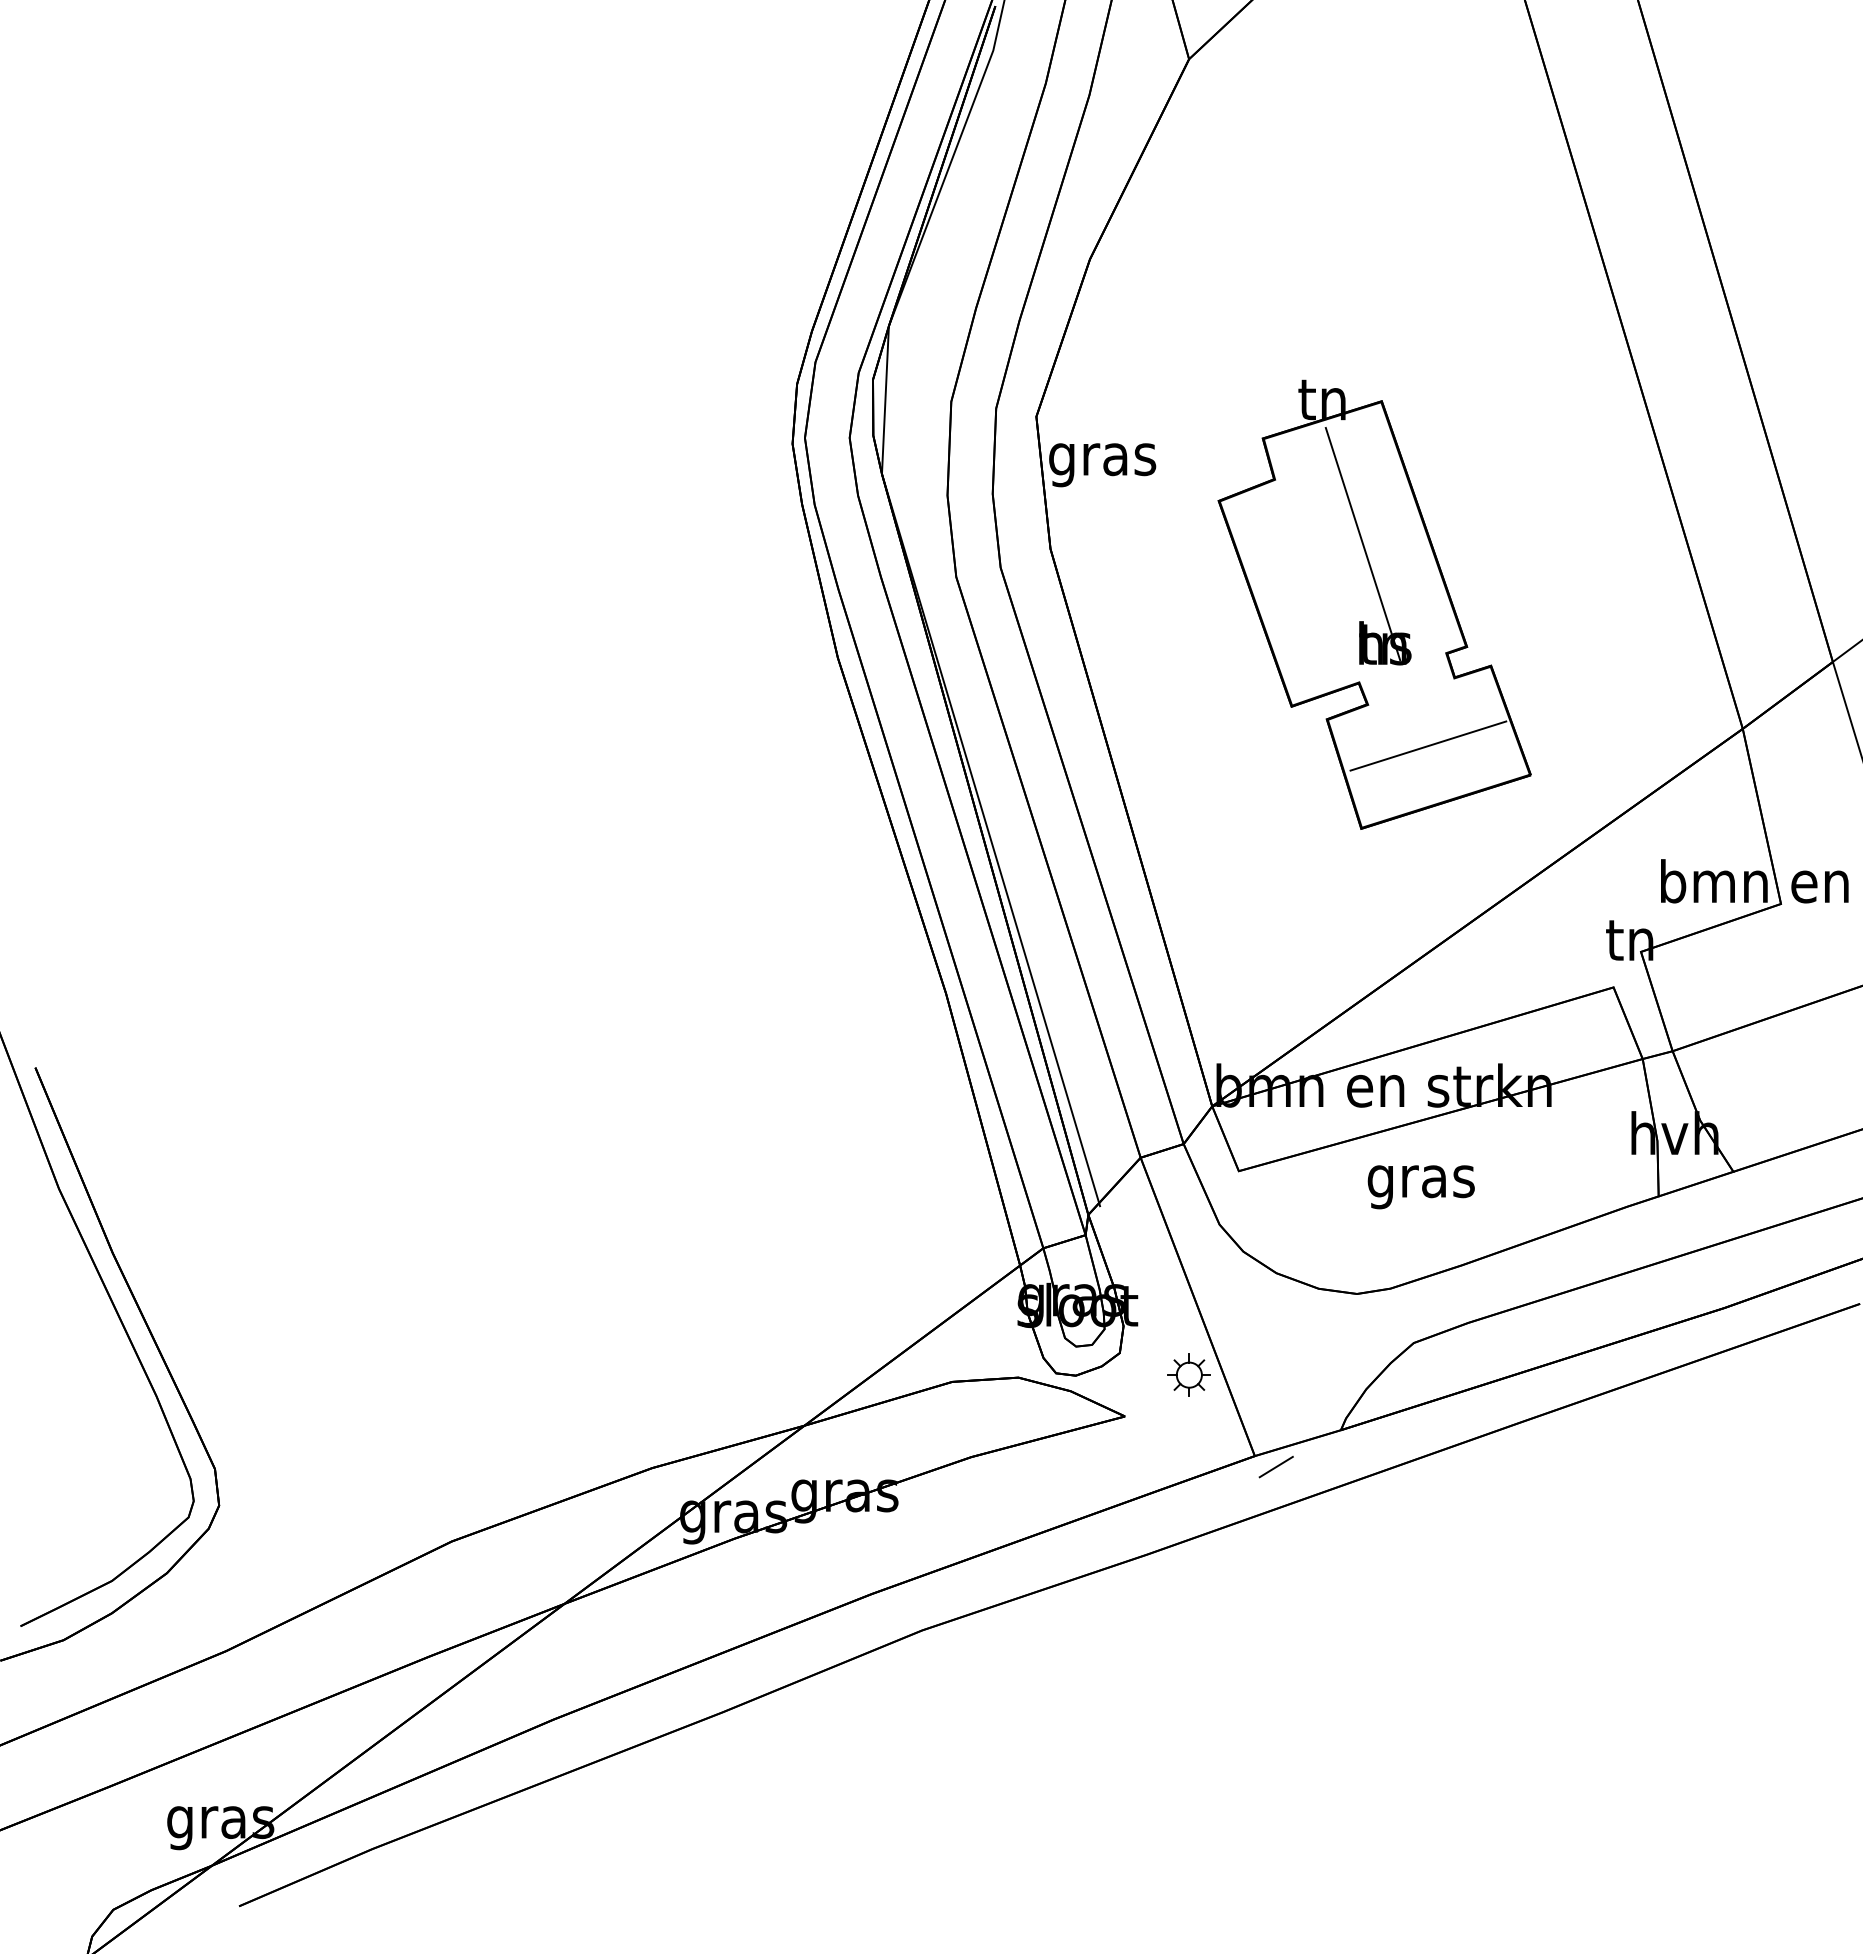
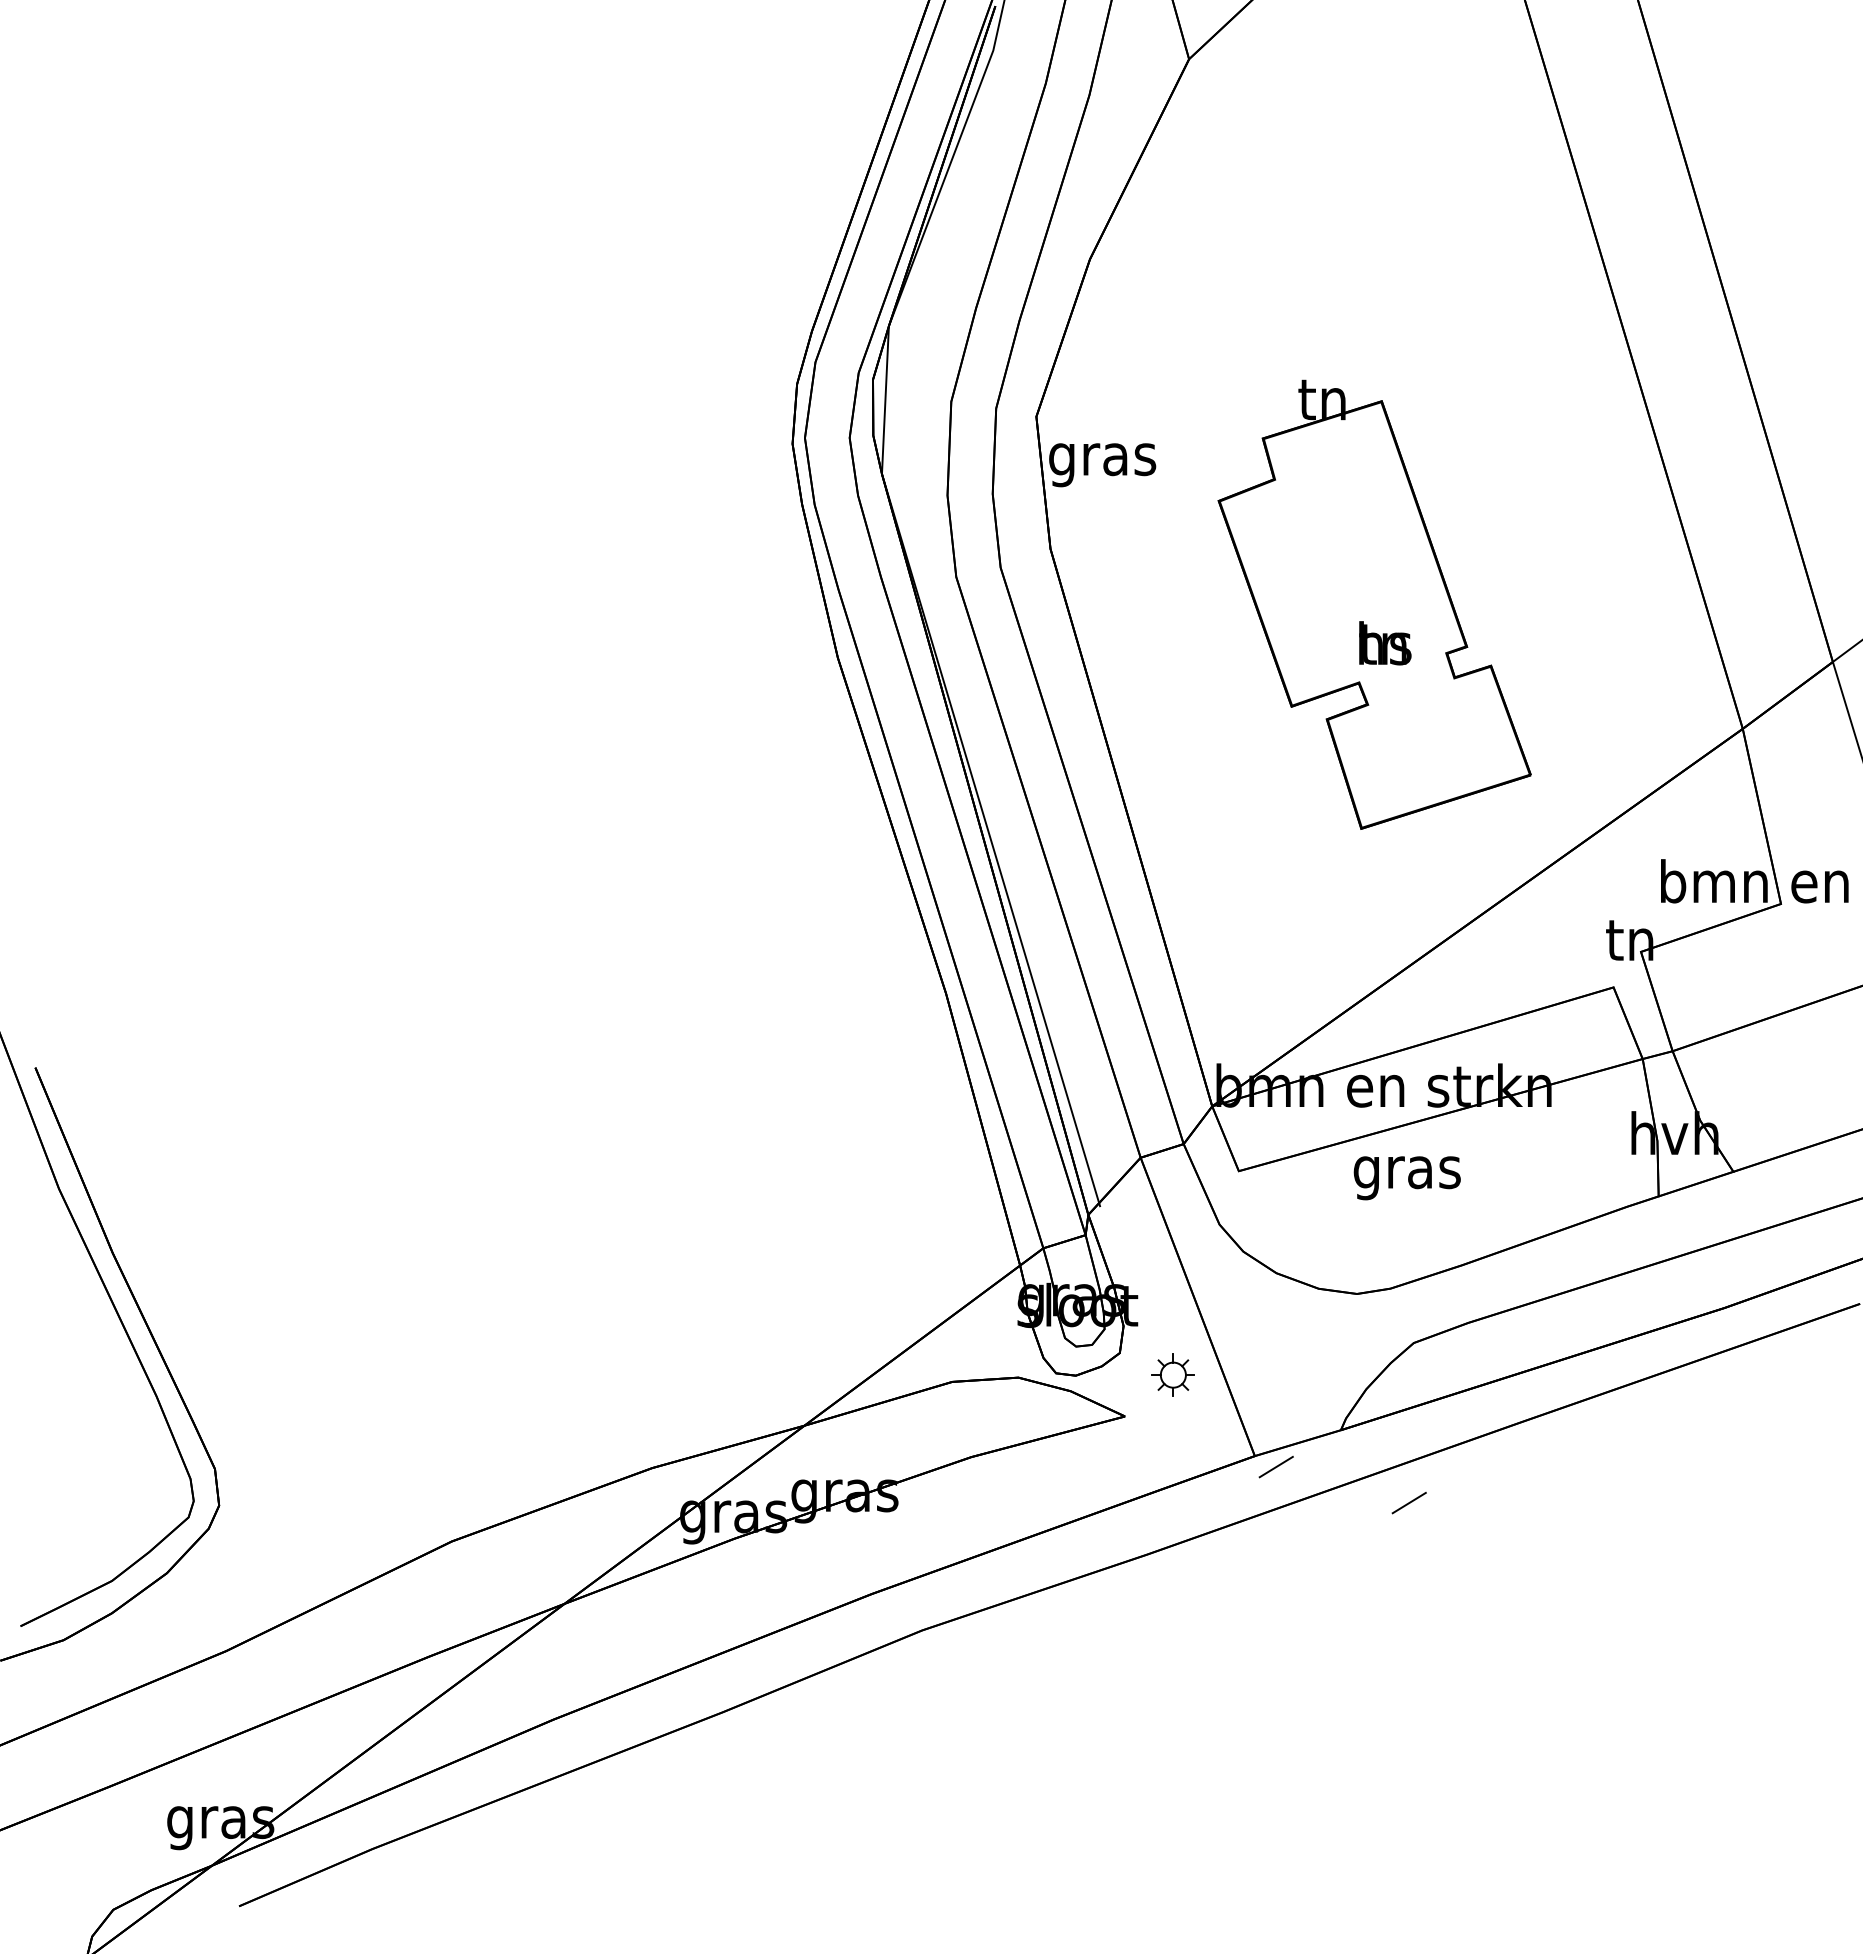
line: present -> none (1362, 543)
line: present -> none (1428, 745)
text position: (1420, 1187) -> (1406, 1178) (1406, 1178)
part position: (1188, 1374) -> (1172, 1374) (1172, 1374)
line: none -> present (1408, 1503)
